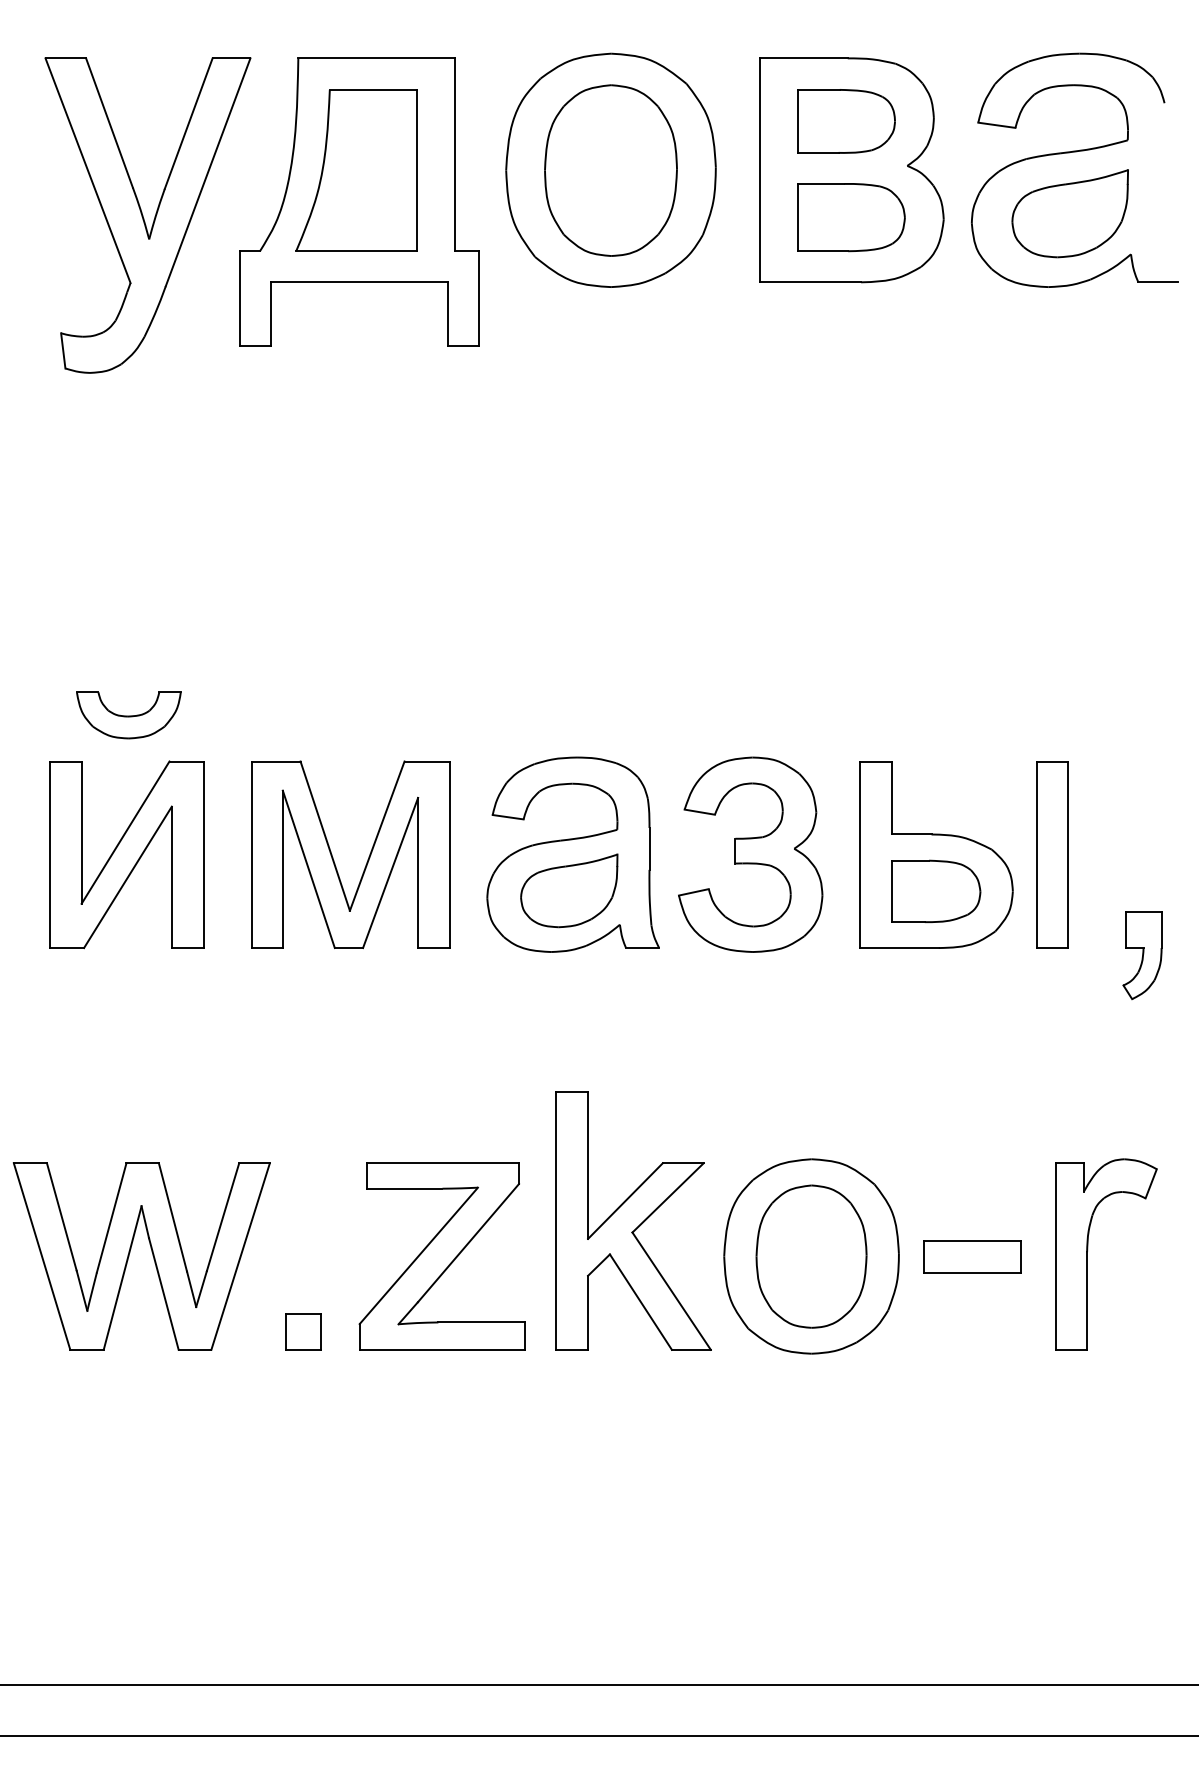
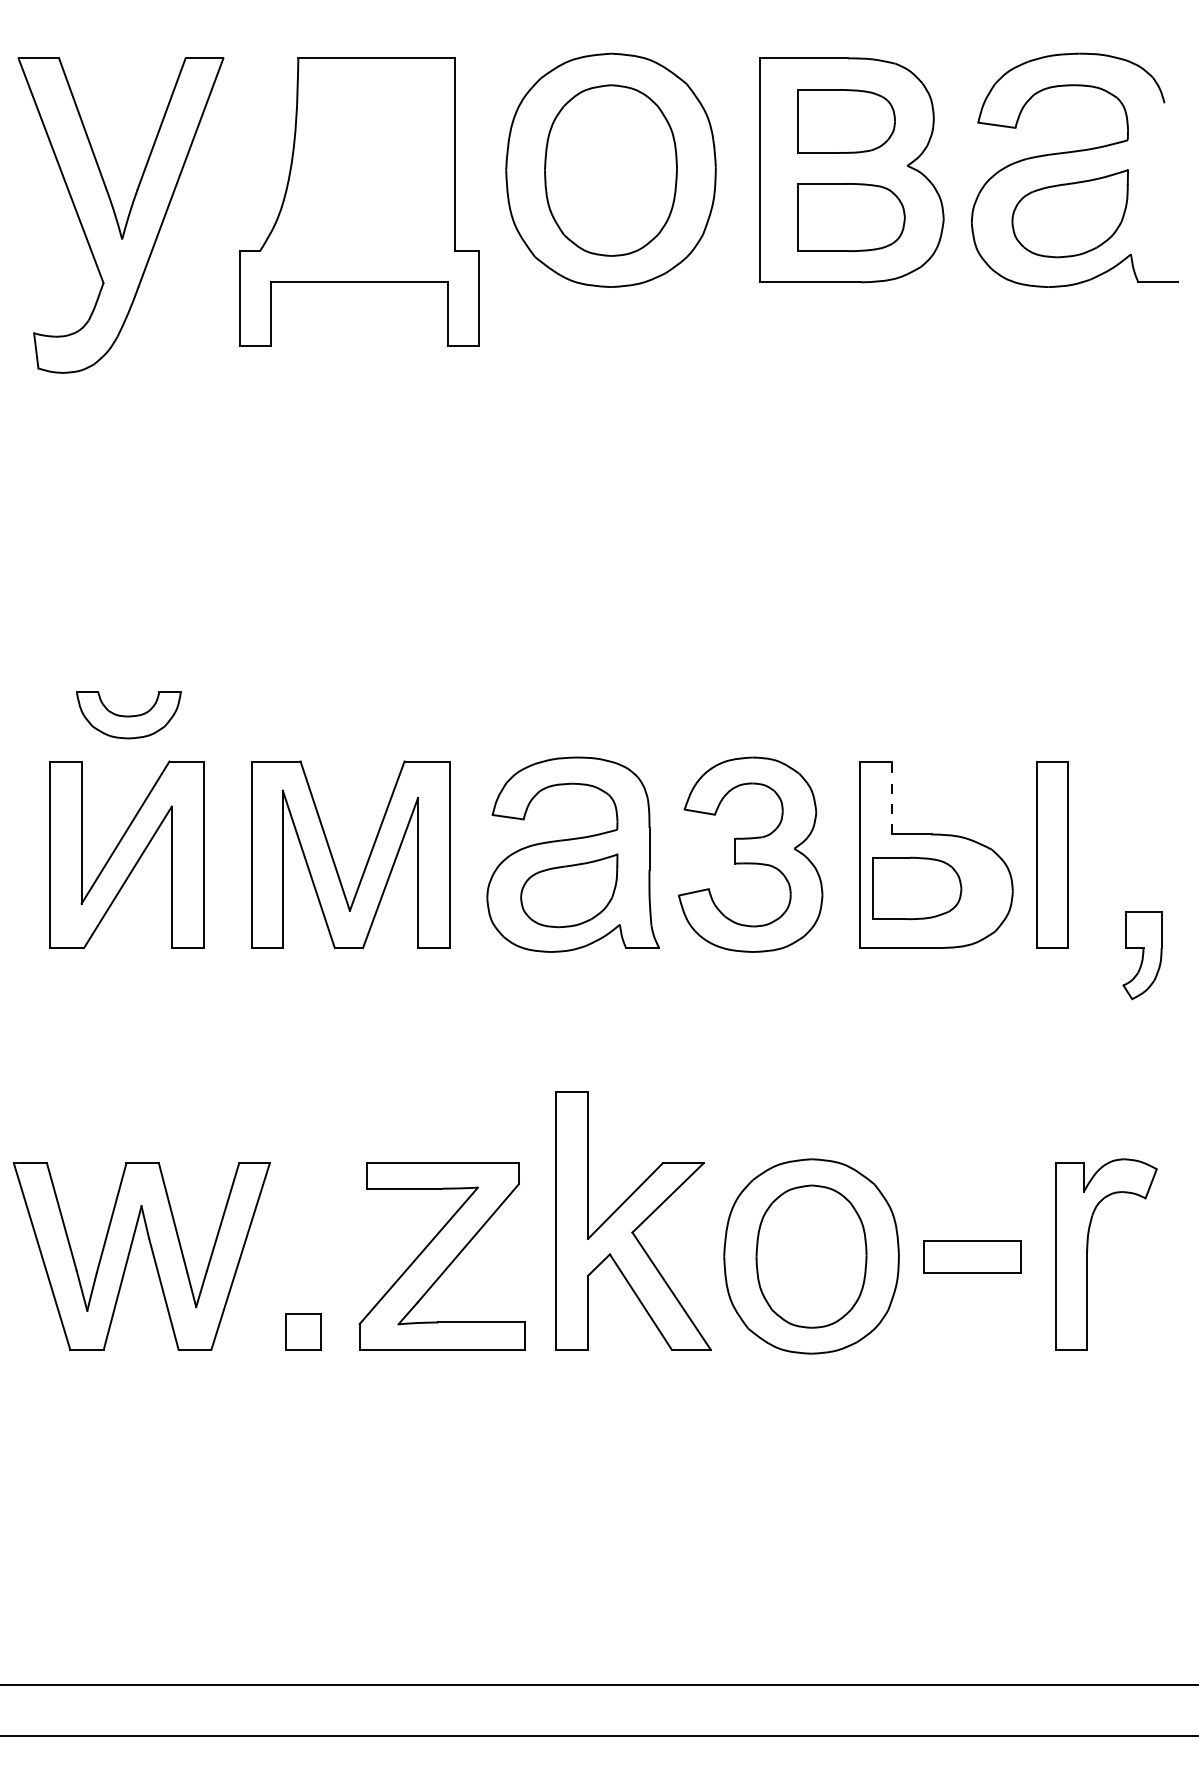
part: present -> none (356, 170)
part position: (147, 215) -> (120, 215) (120, 215)
line: solid -> dashed (891, 797)
part position: (936, 890) -> (917, 887) (917, 887)
